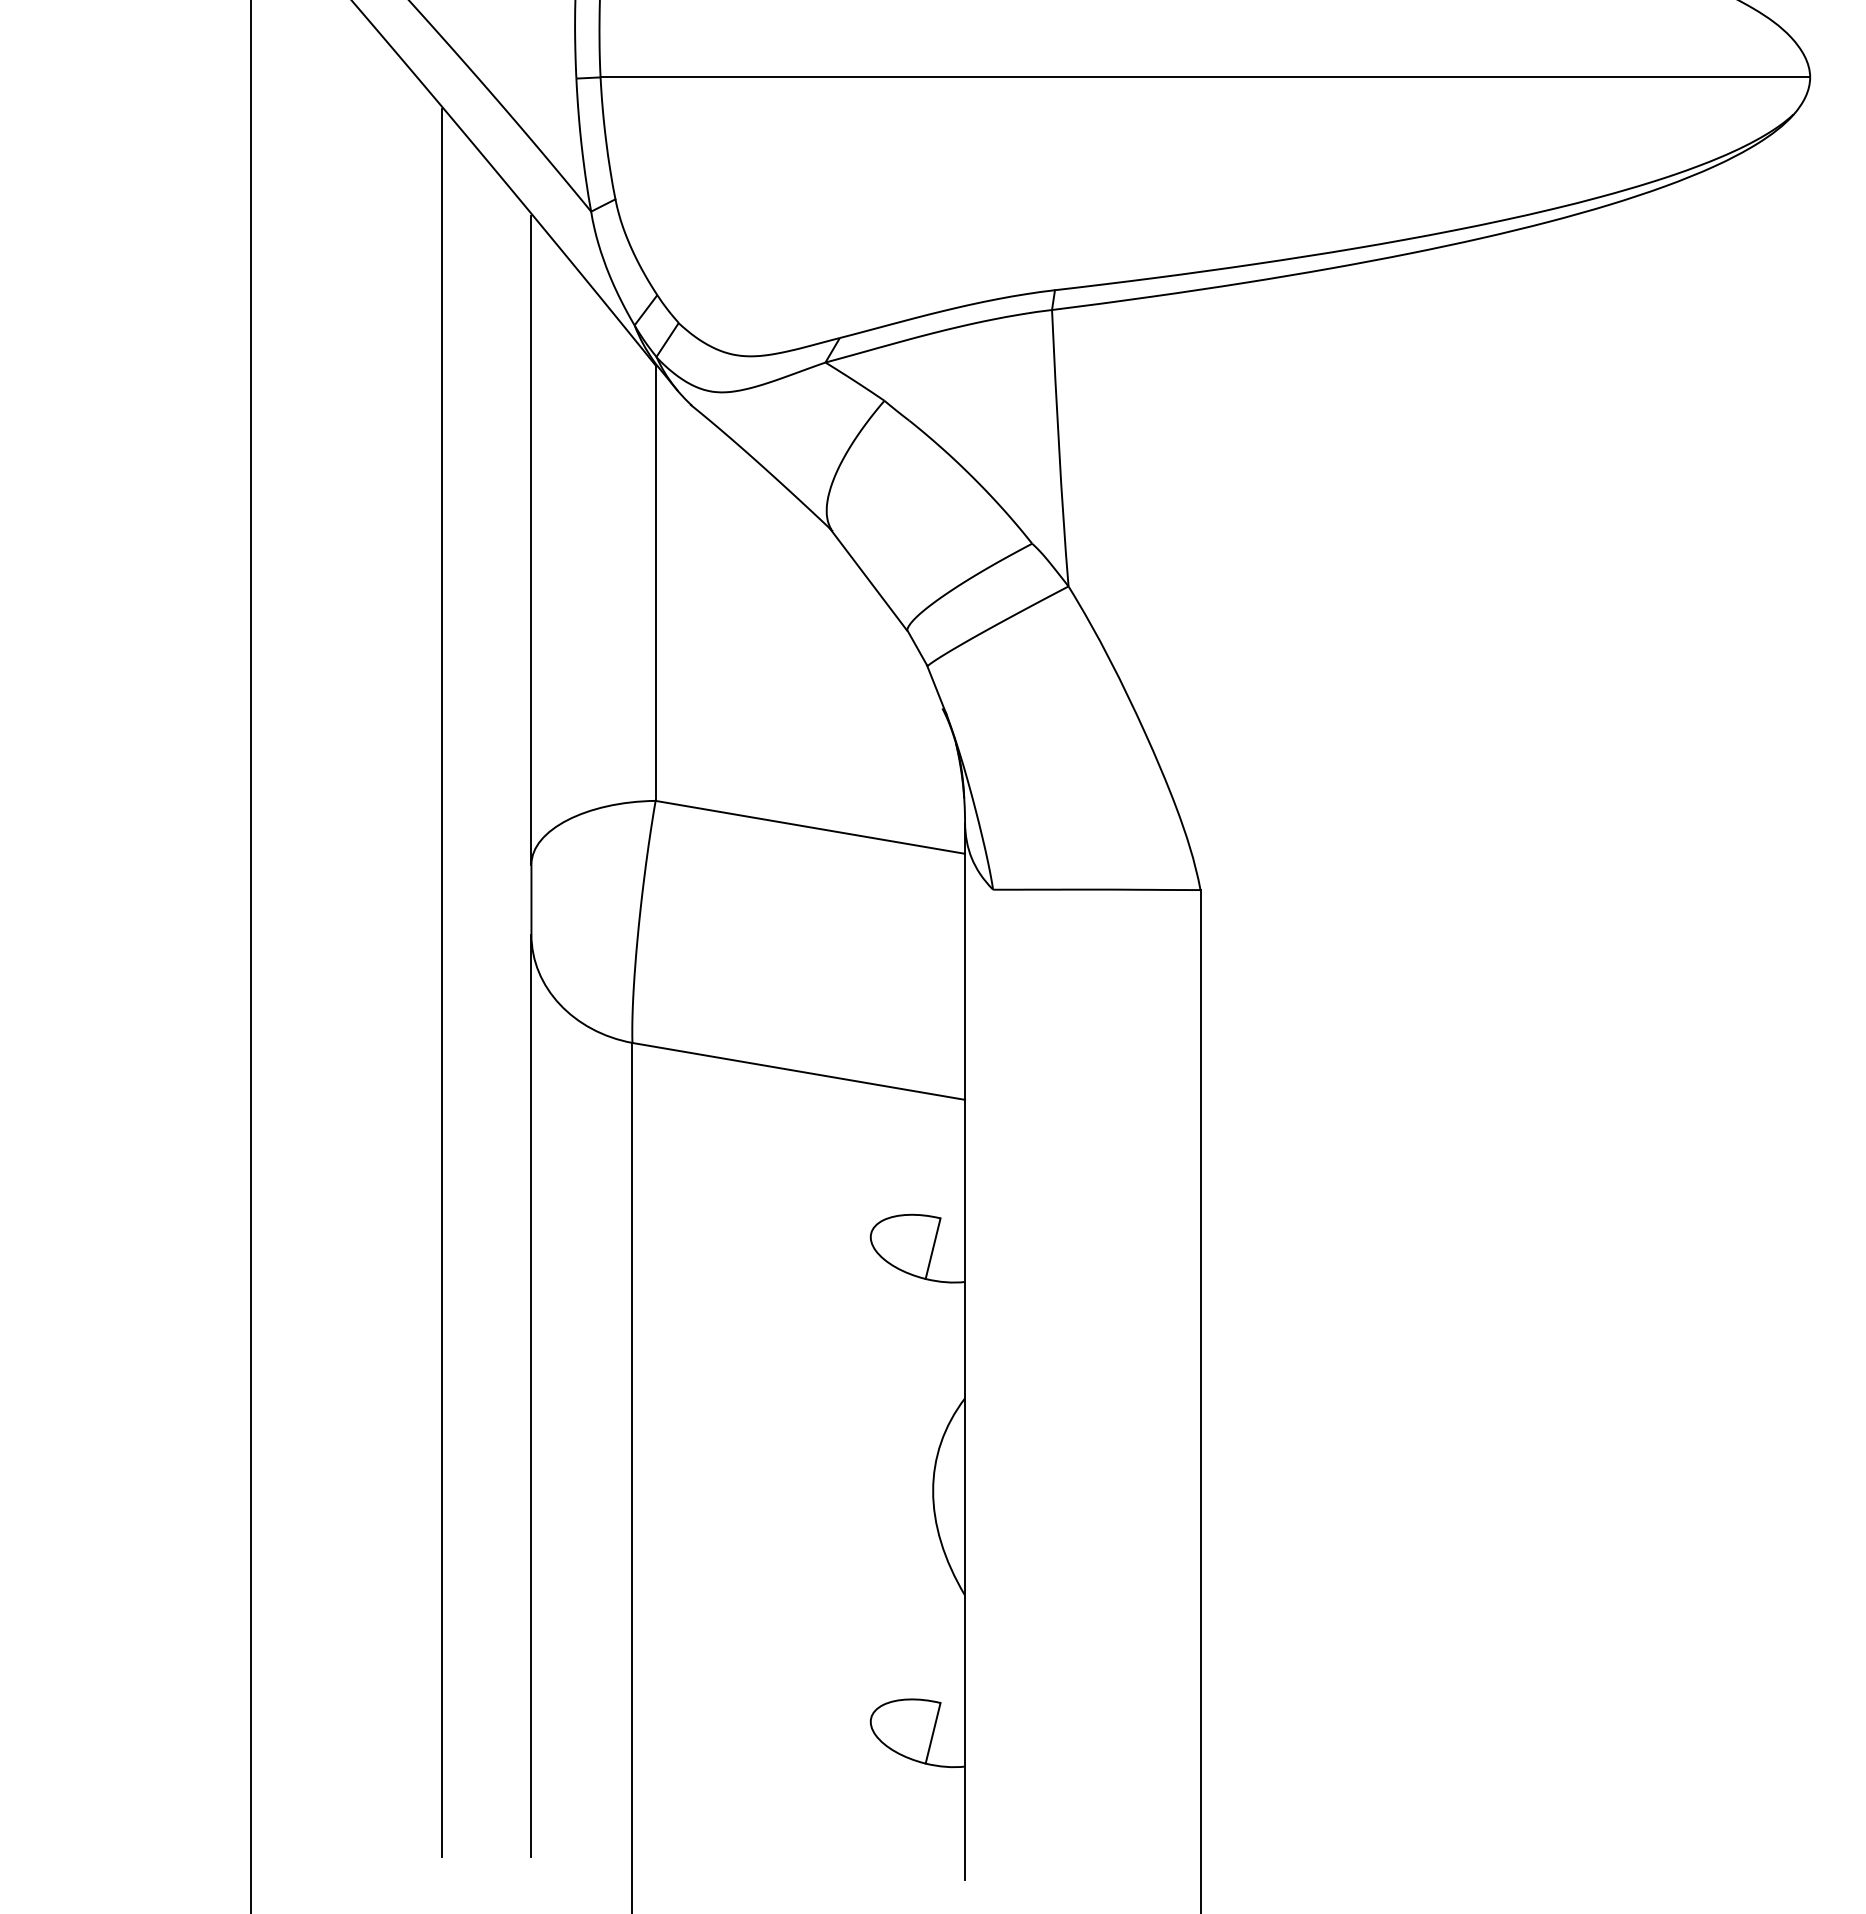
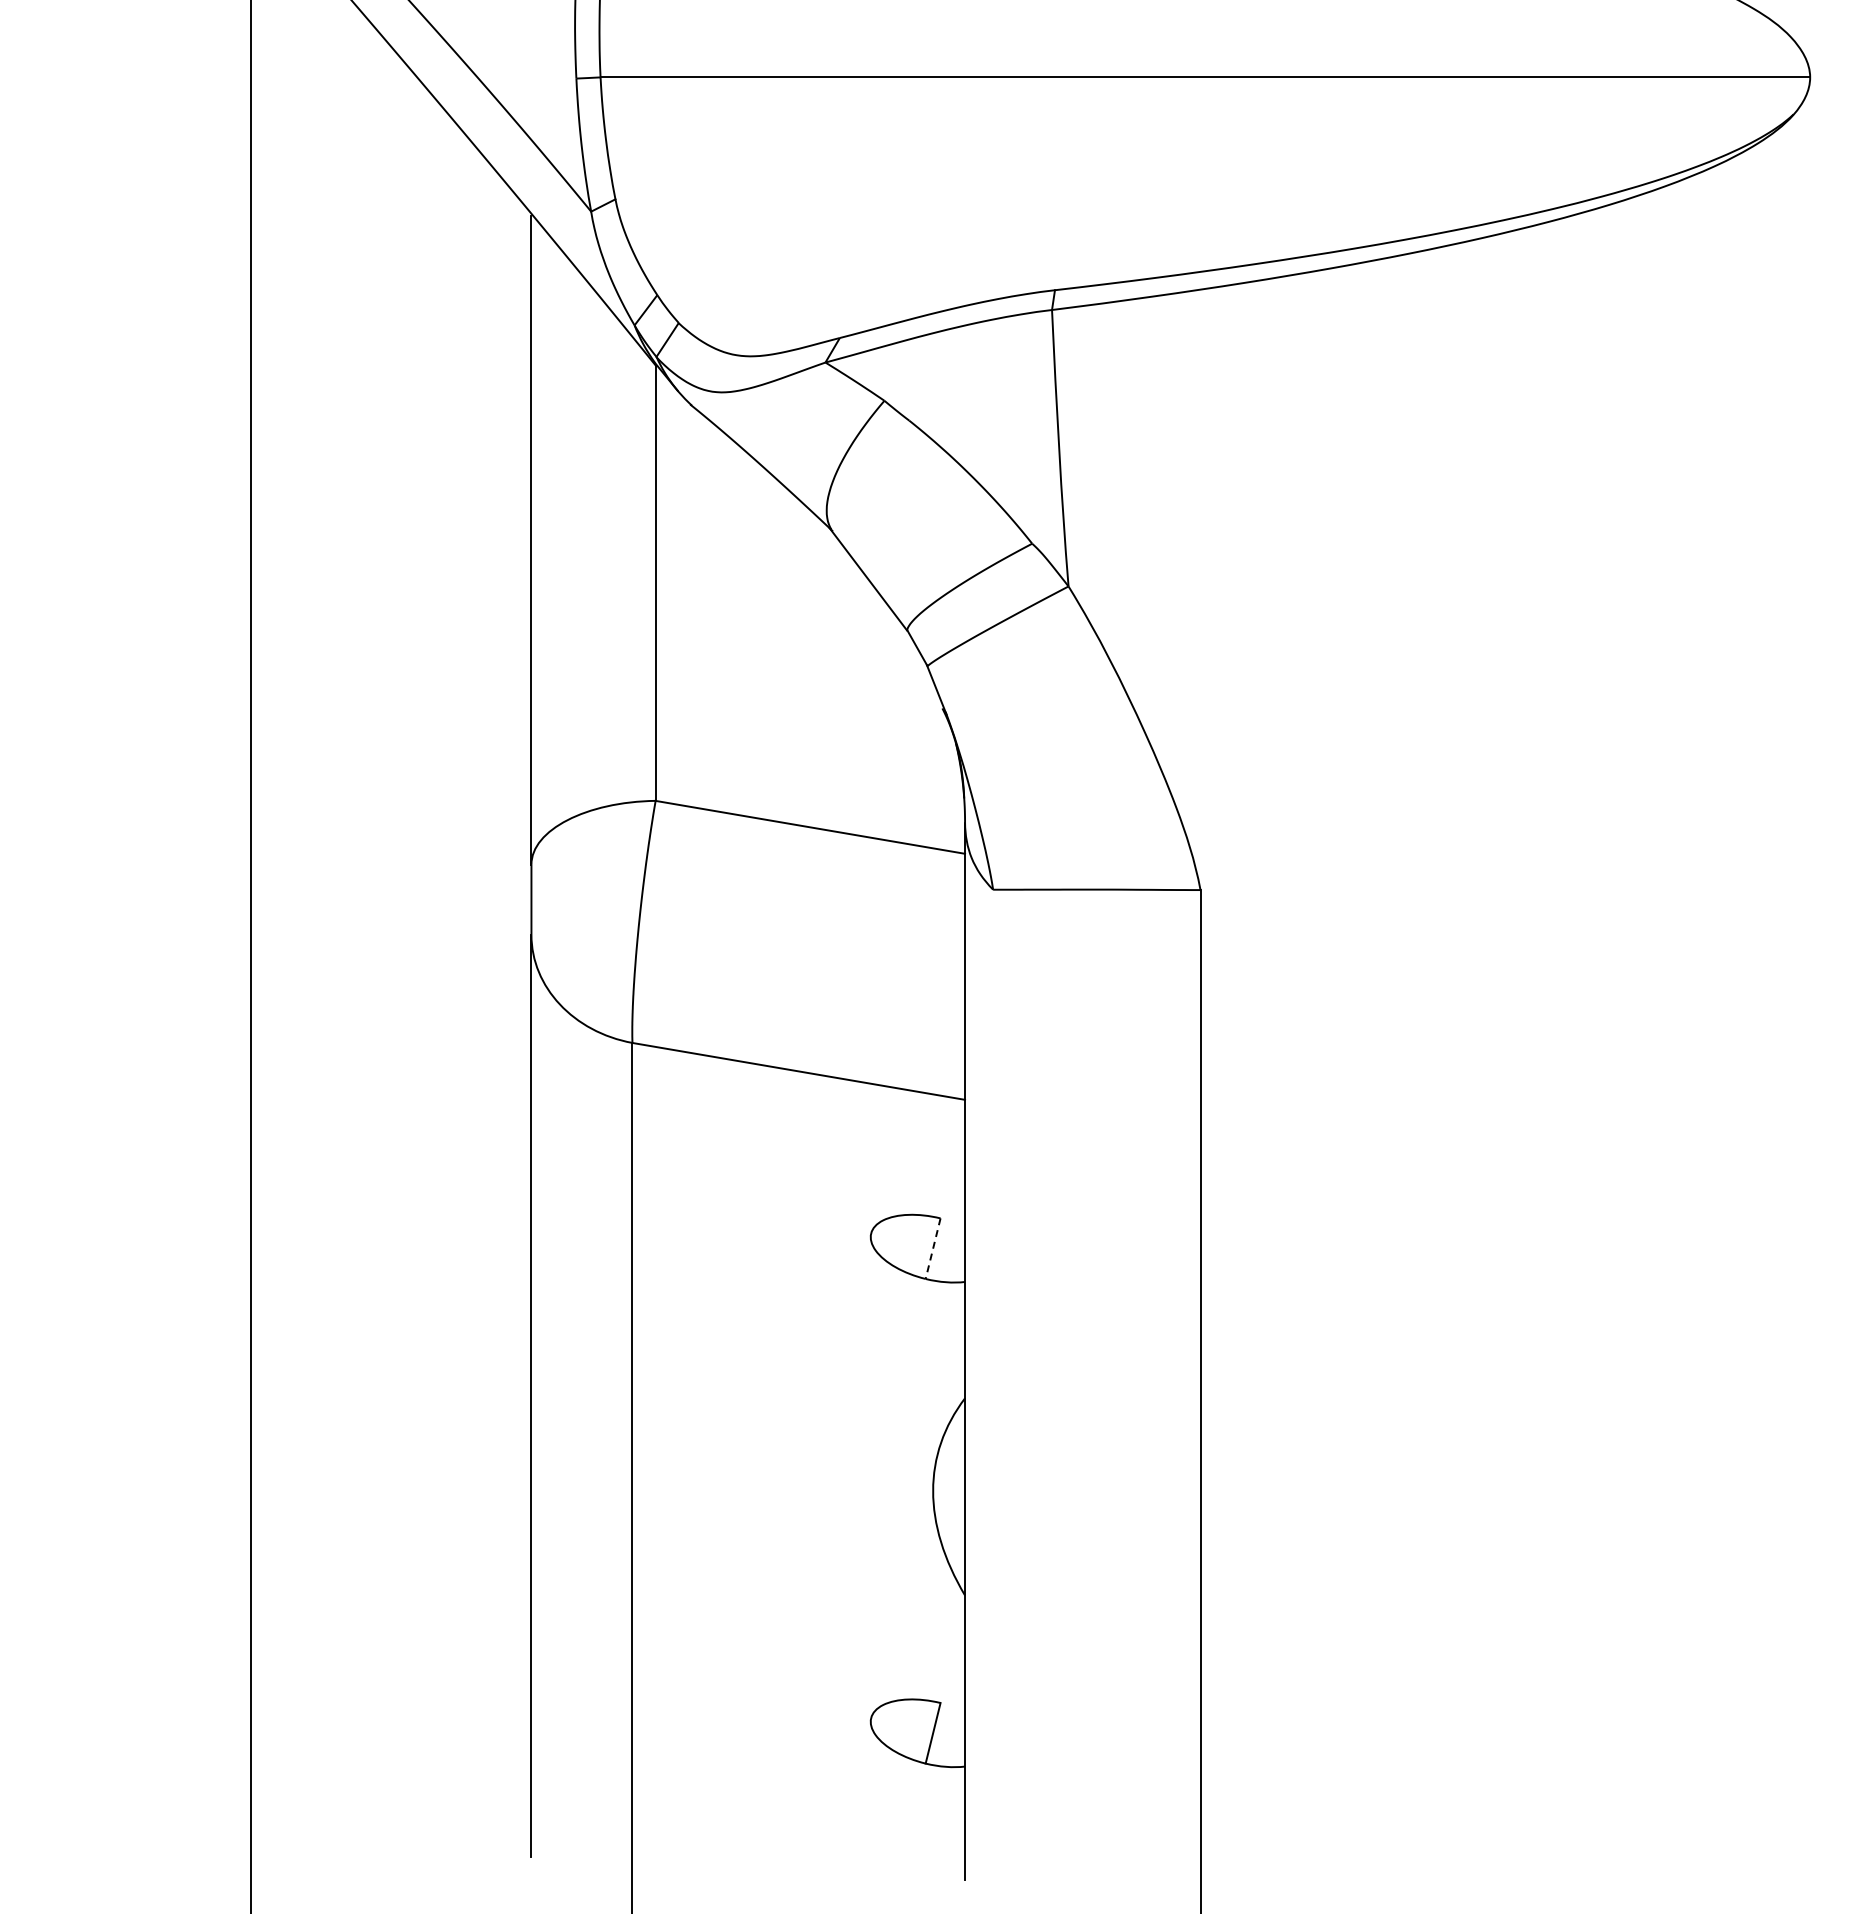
line: present -> none (442, 982)
line: solid -> dashed (933, 1249)
